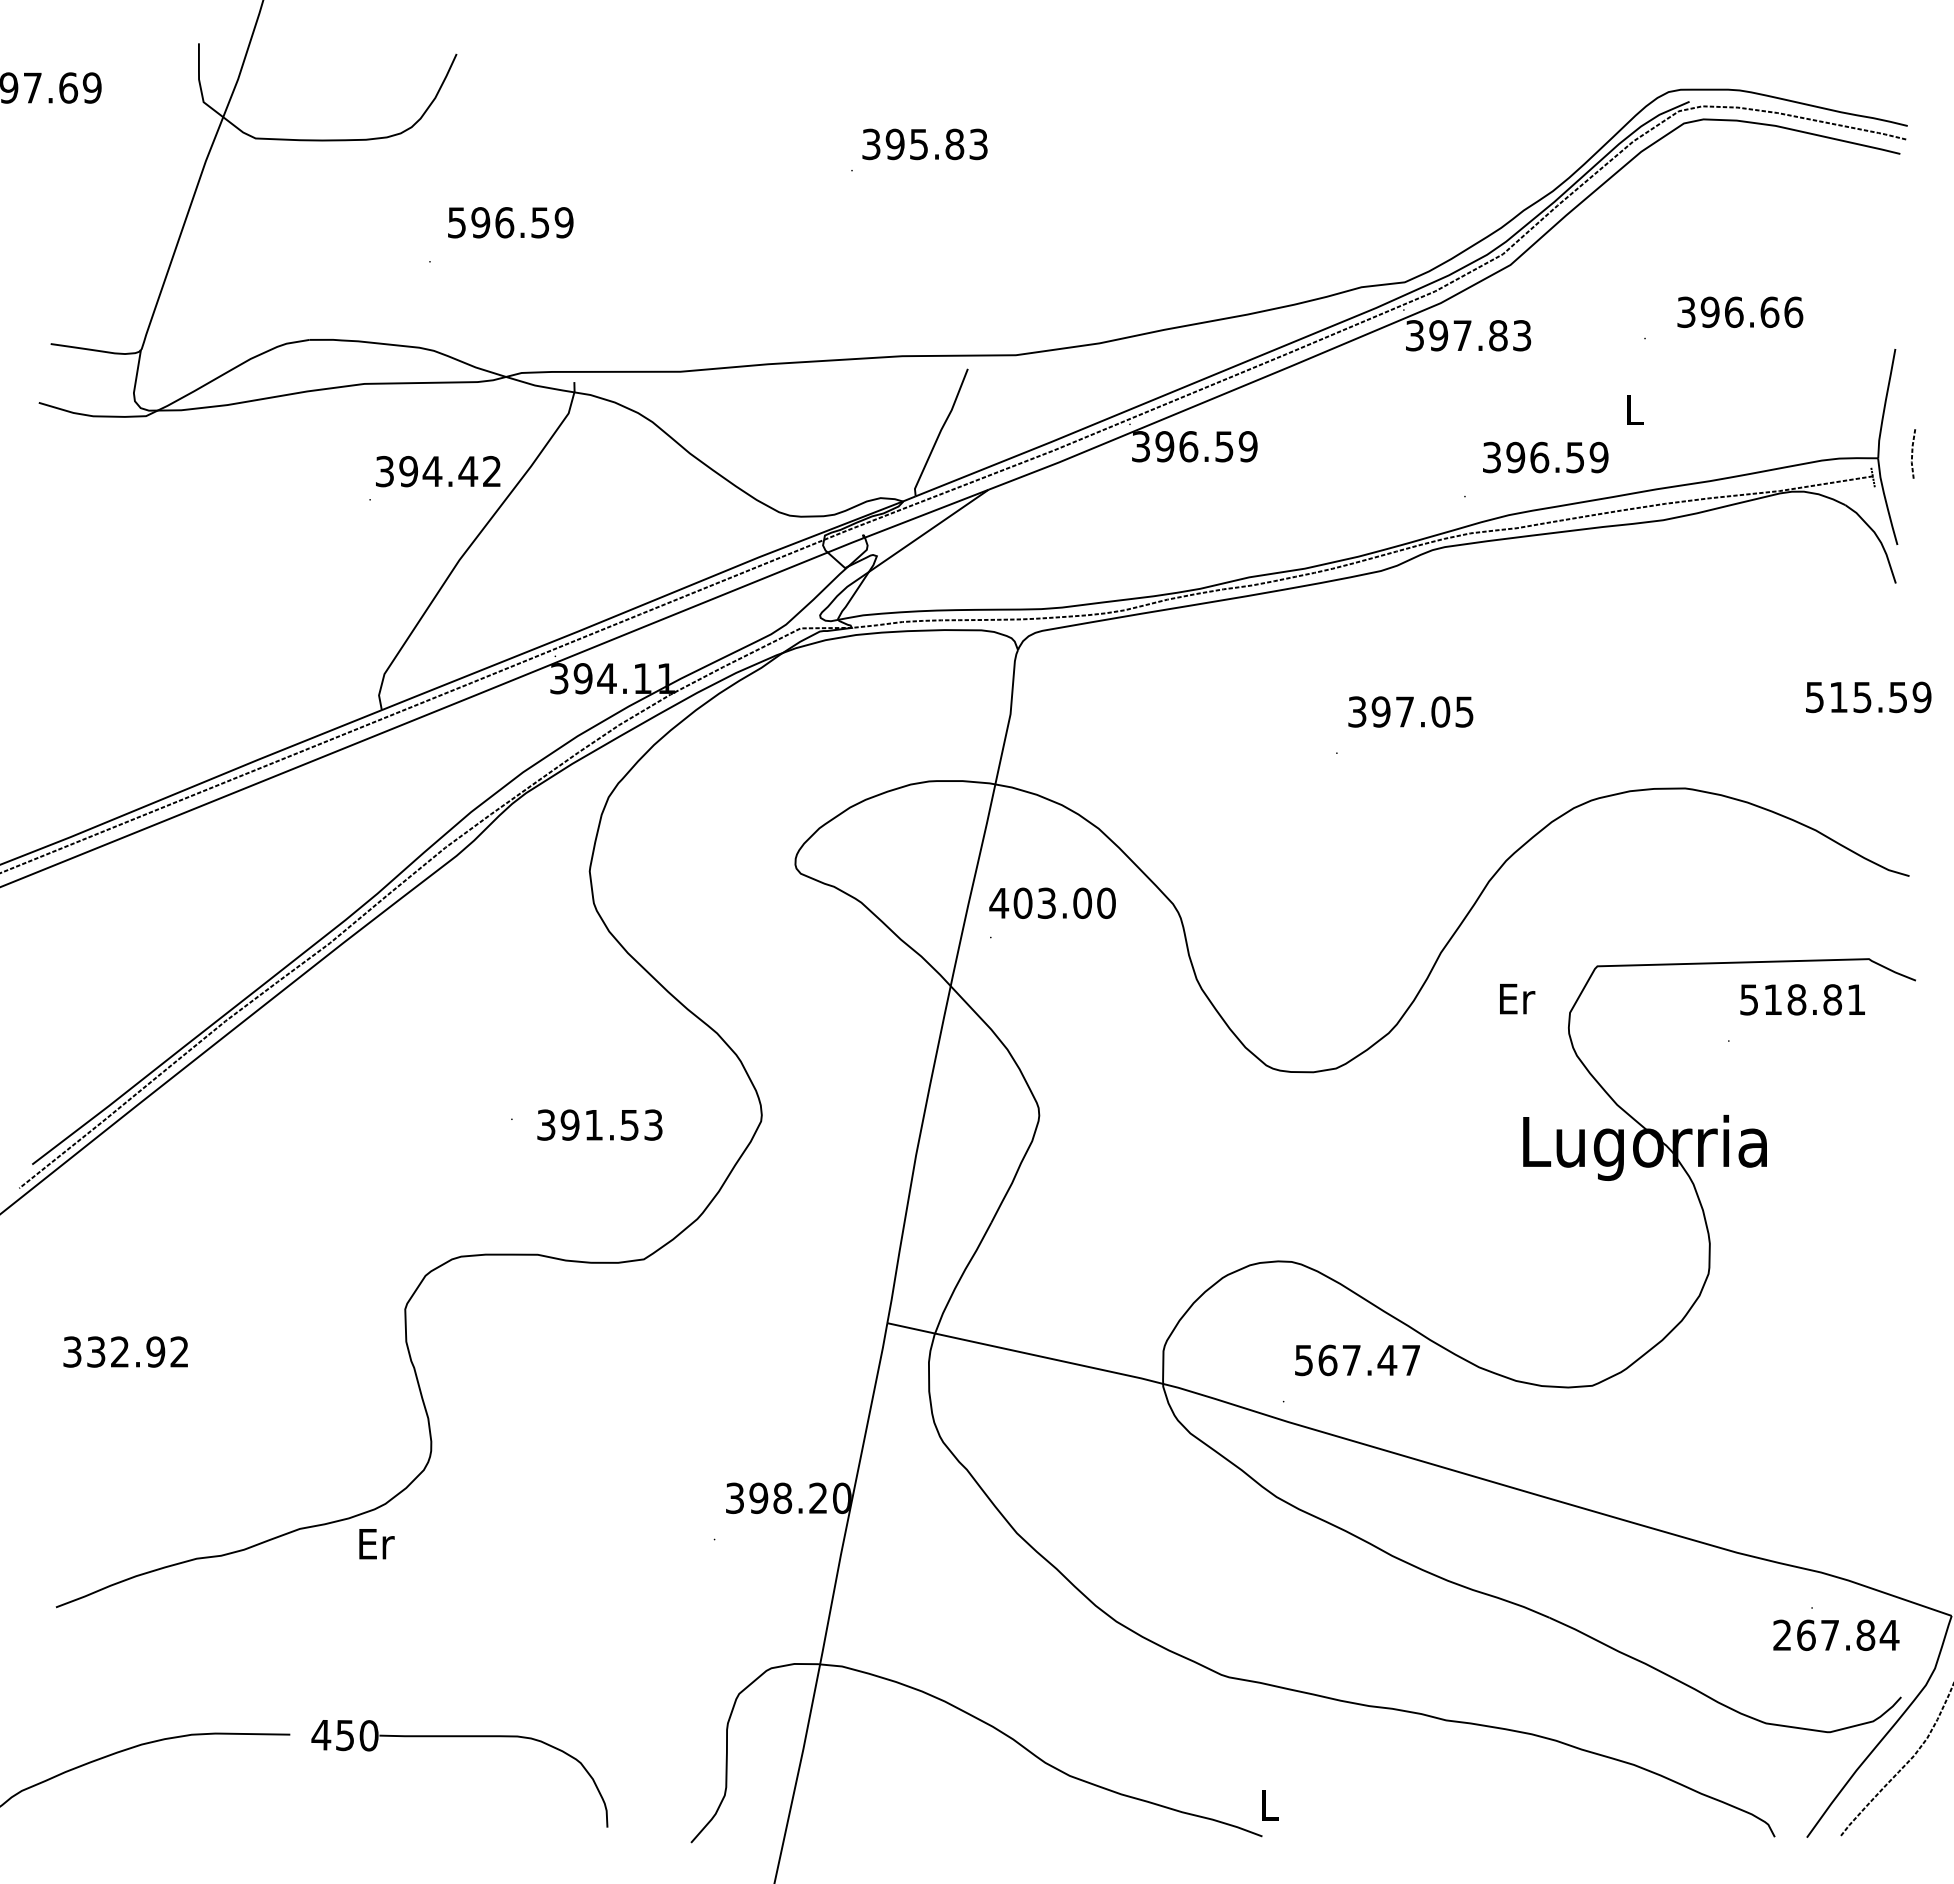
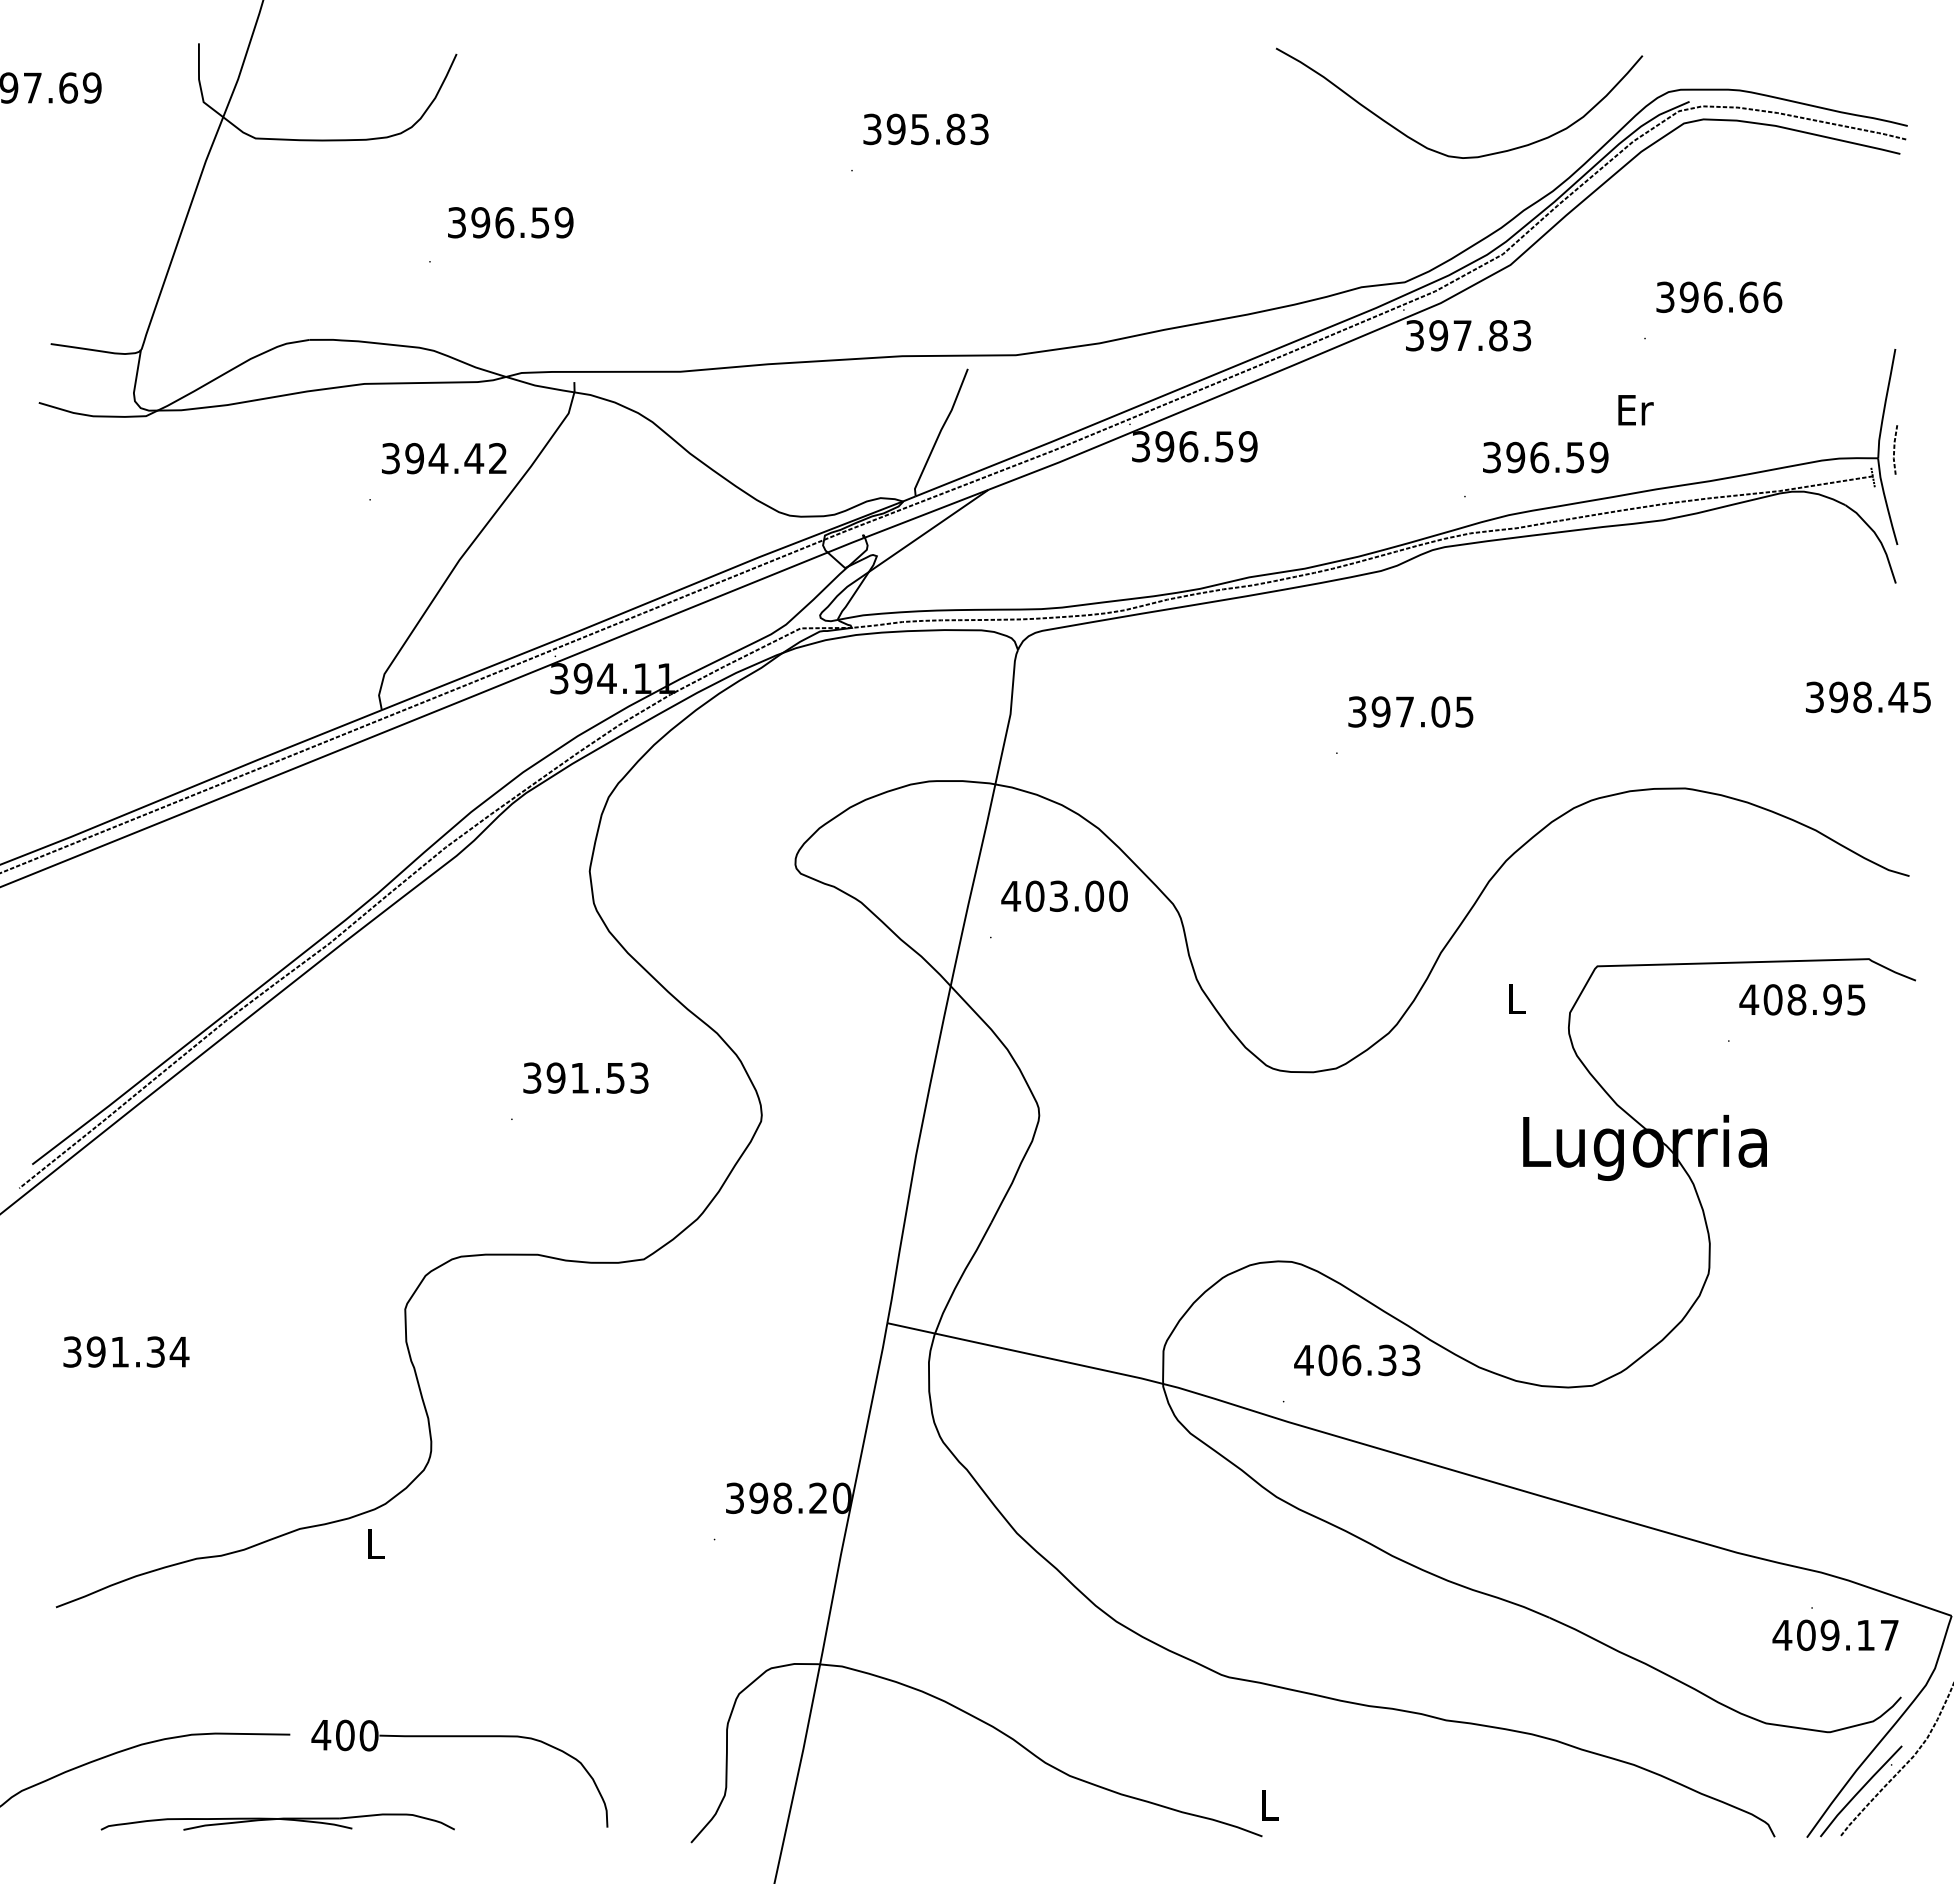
text position: (924, 144) -> (925, 129) (925, 129)
curve: none -> present (1441, 152)
text: 596.59 -> 396.59 (456, 222)
text position: (1740, 311) -> (1719, 296) (1719, 296)
text: L -> Er (1635, 410)
line position: (1913, 452) -> (1895, 448) (1895, 448)
text position: (438, 471) -> (444, 458) (444, 458)
text: 515.59 -> 398.45 (1868, 697)
text position: (1052, 902) -> (1064, 895) (1064, 895)
text: Er -> L (1517, 998)
text: 518.81 -> 408.95 (1802, 999)
text position: (599, 1124) -> (585, 1077) (585, 1077)
text: 332.92 -> 391.34 (137, 1351)
text: 567.47 -> 406.33 (1357, 1360)
text: Er -> L (376, 1544)
text: 267.84 -> 409.17 (1835, 1635)
text: 450 -> 400 (345, 1735)
part: none -> present (1861, 1791)
part: none -> present (277, 1821)
